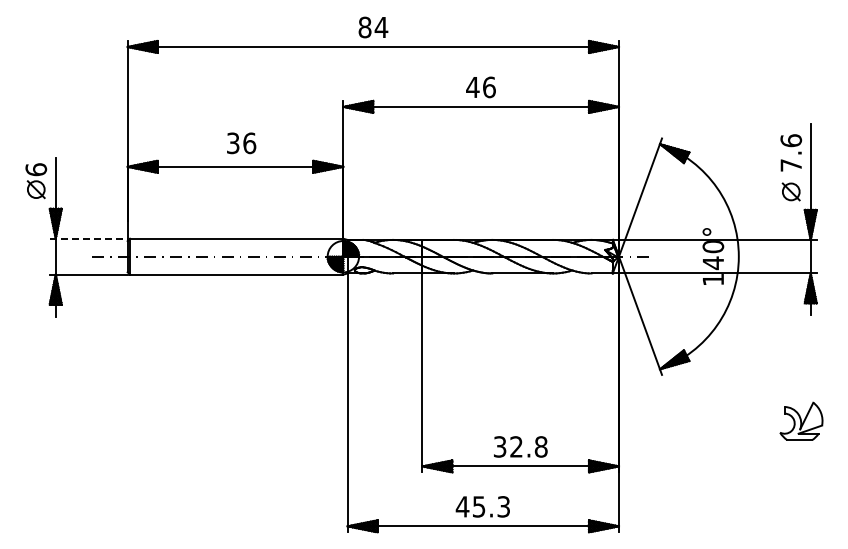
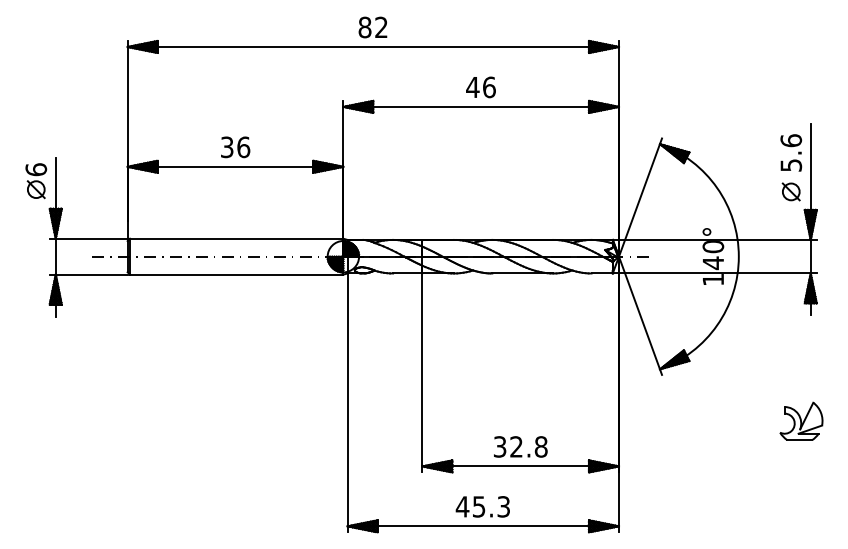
text: 84 -> 82 (381, 26)
text position: (241, 143) -> (235, 147) (235, 147)
text: 7.6 -> 5.6 (791, 165)
line: dashed -> solid (88, 238)
